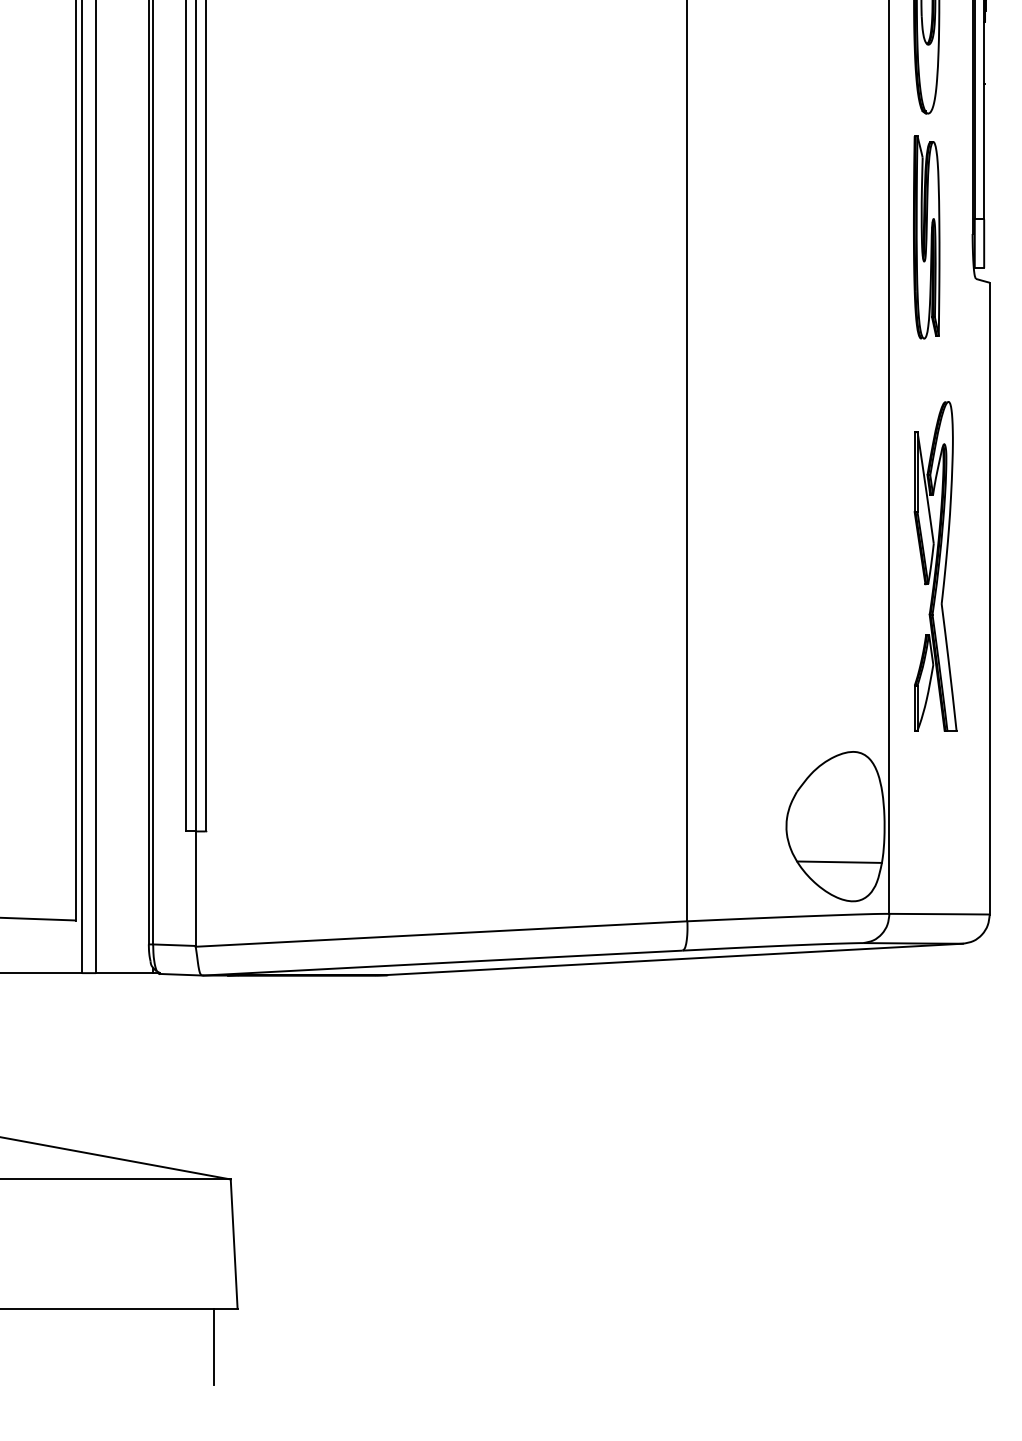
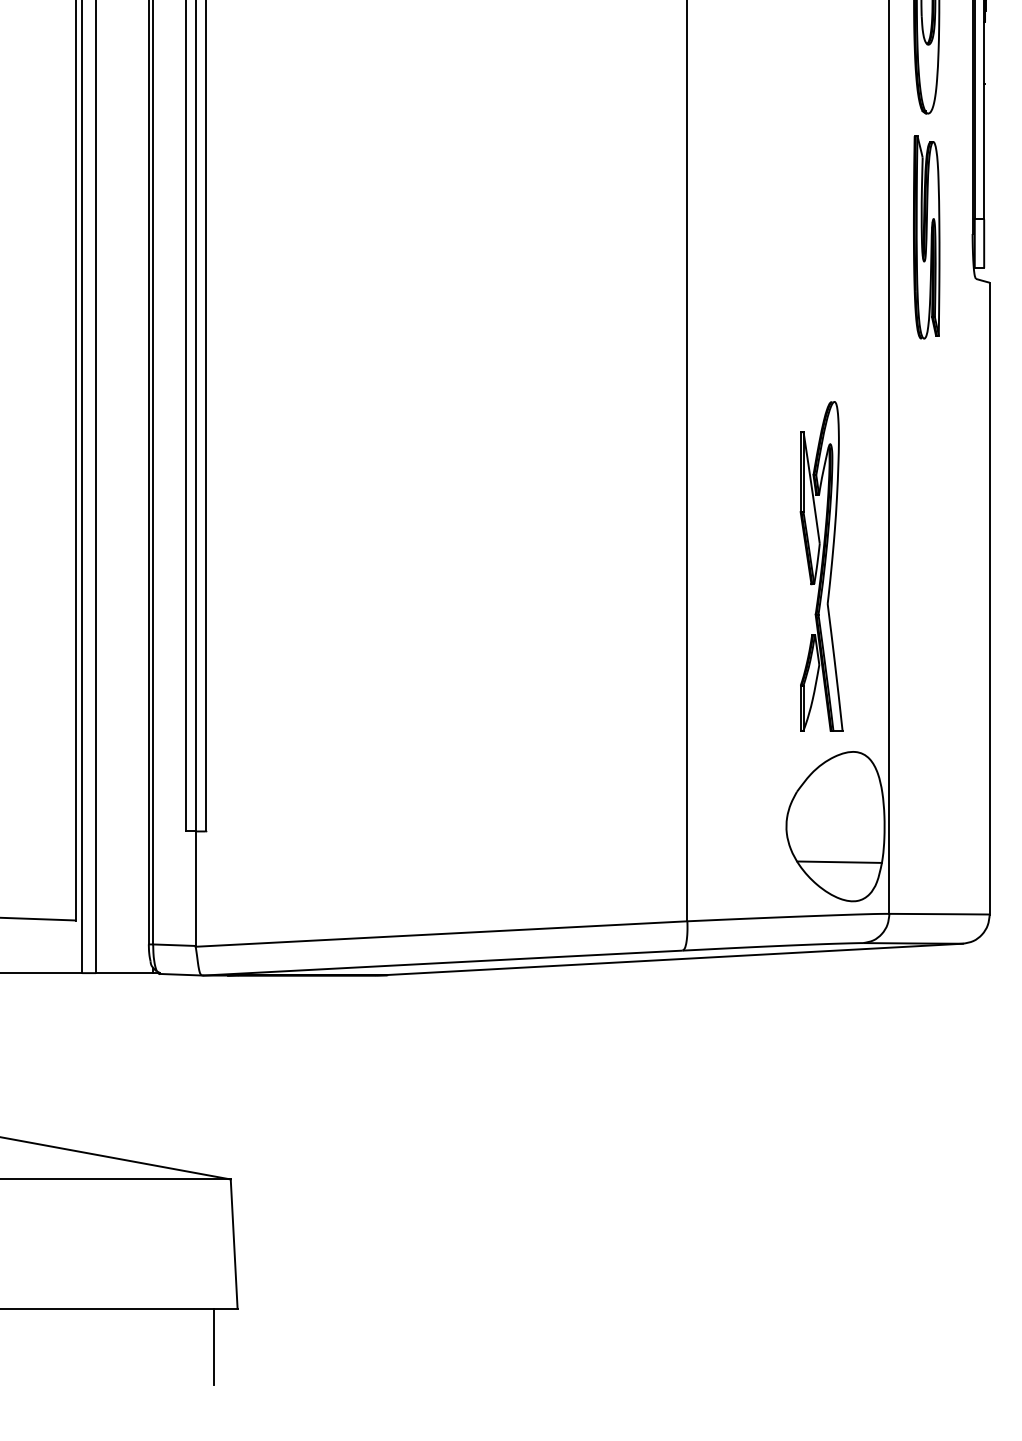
part position: (935, 566) -> (821, 566) (821, 566)
